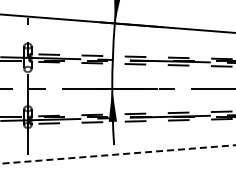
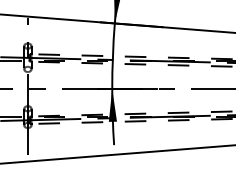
line: dashed -> solid (117, 154)
